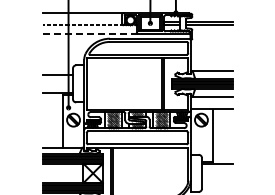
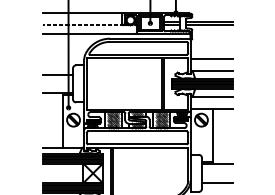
line: dashed -> solid (90, 33)
line: none -> present (211, 58)
line: none -> present (216, 182)
